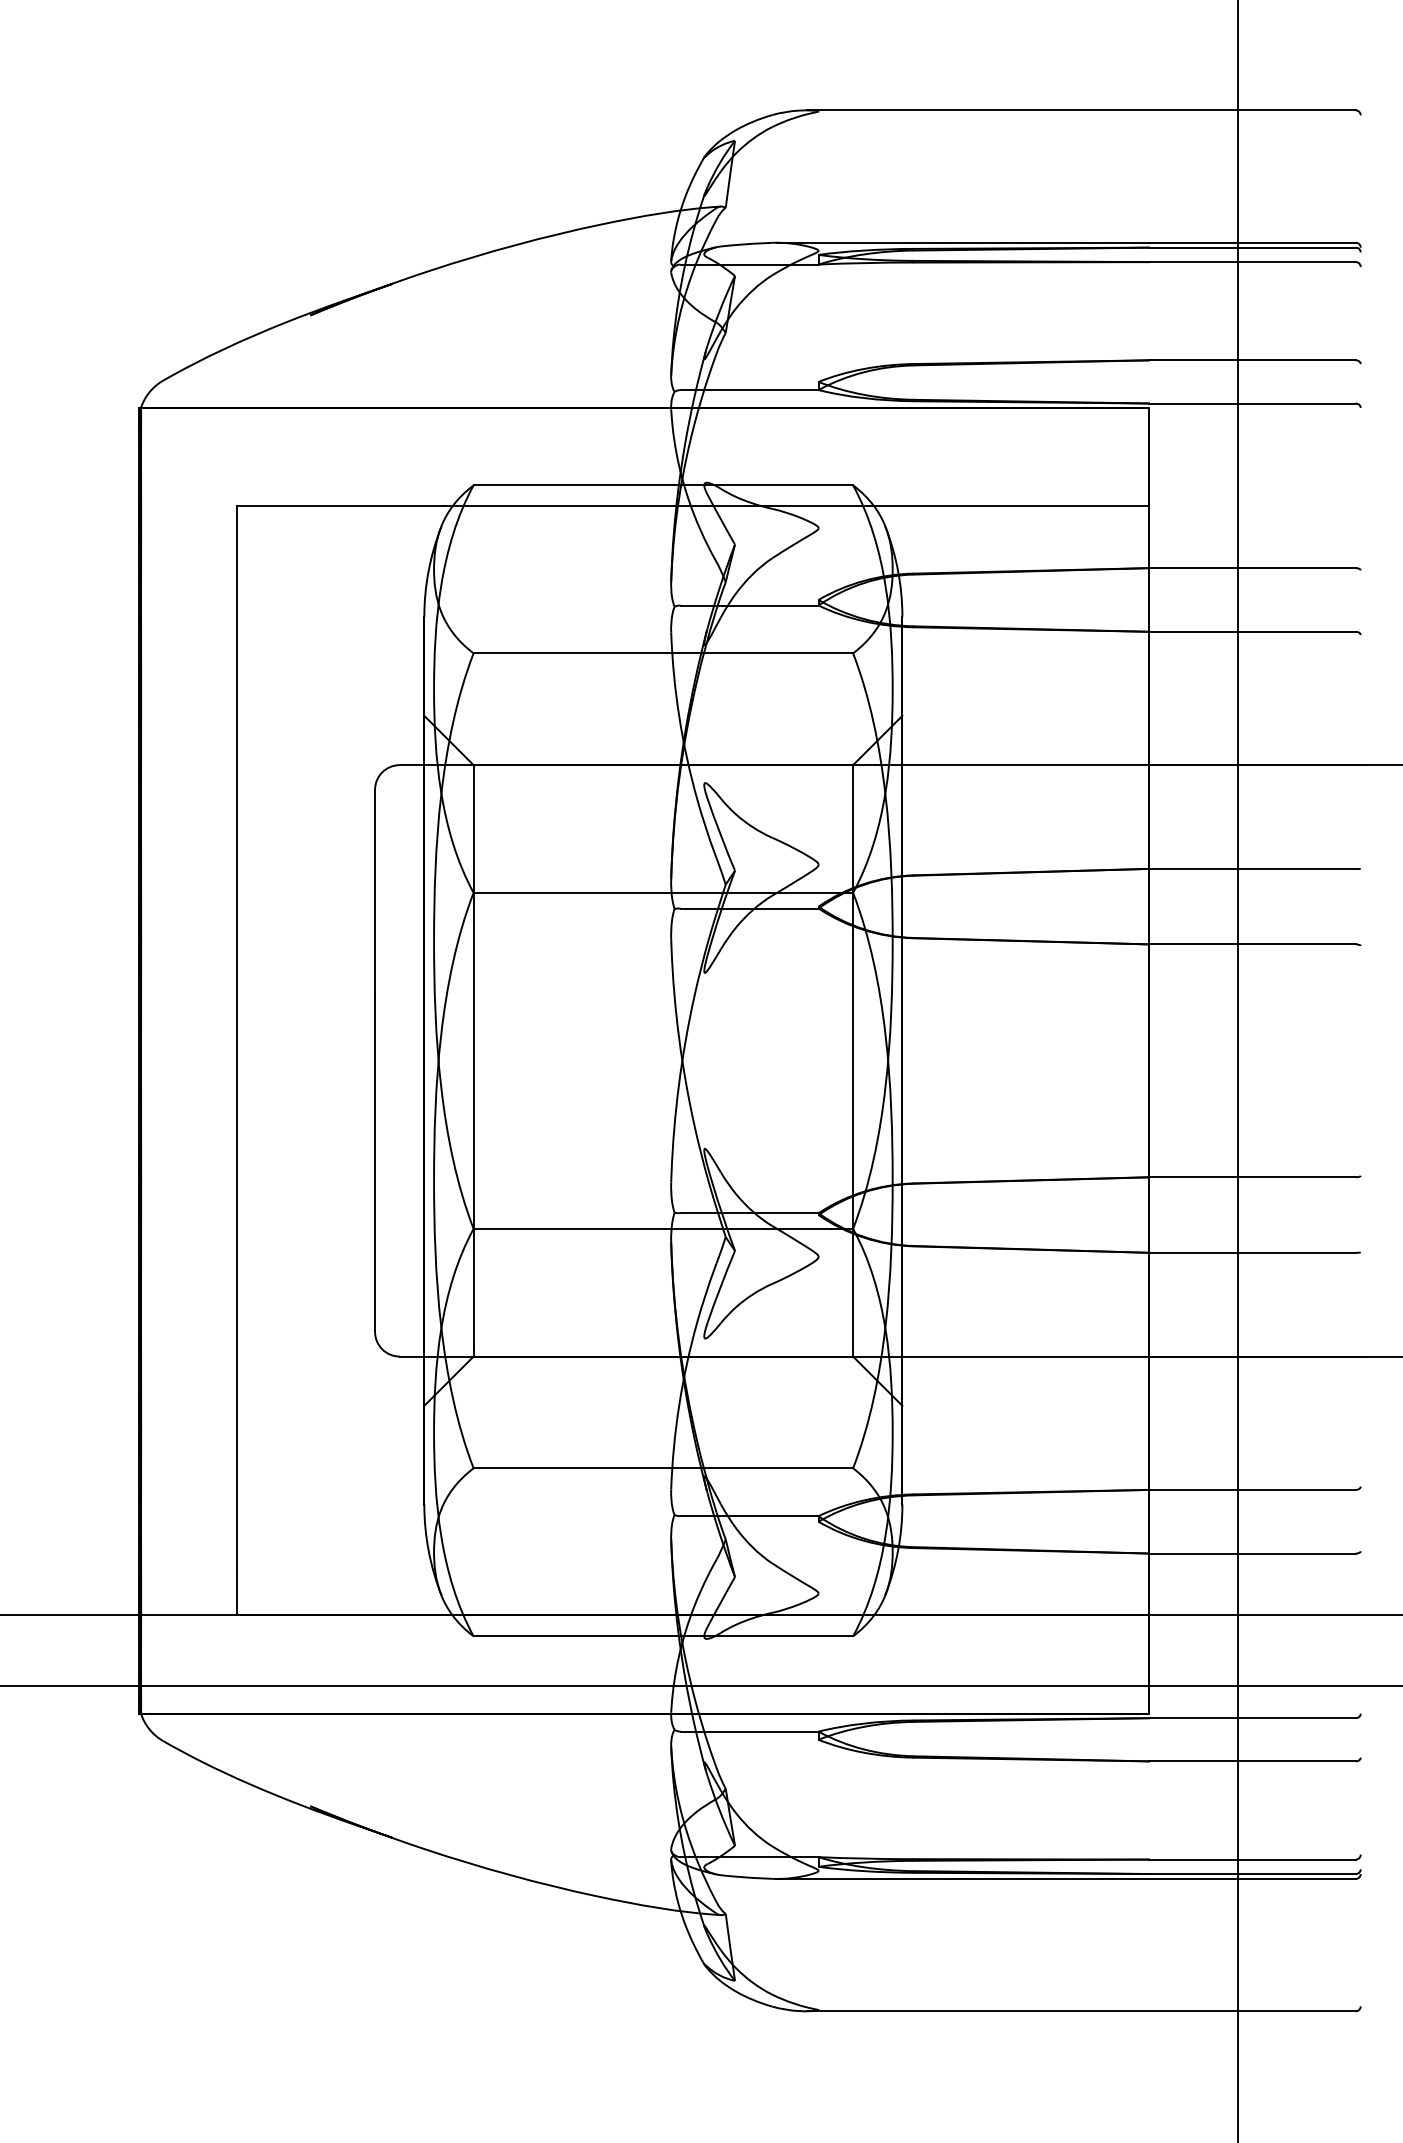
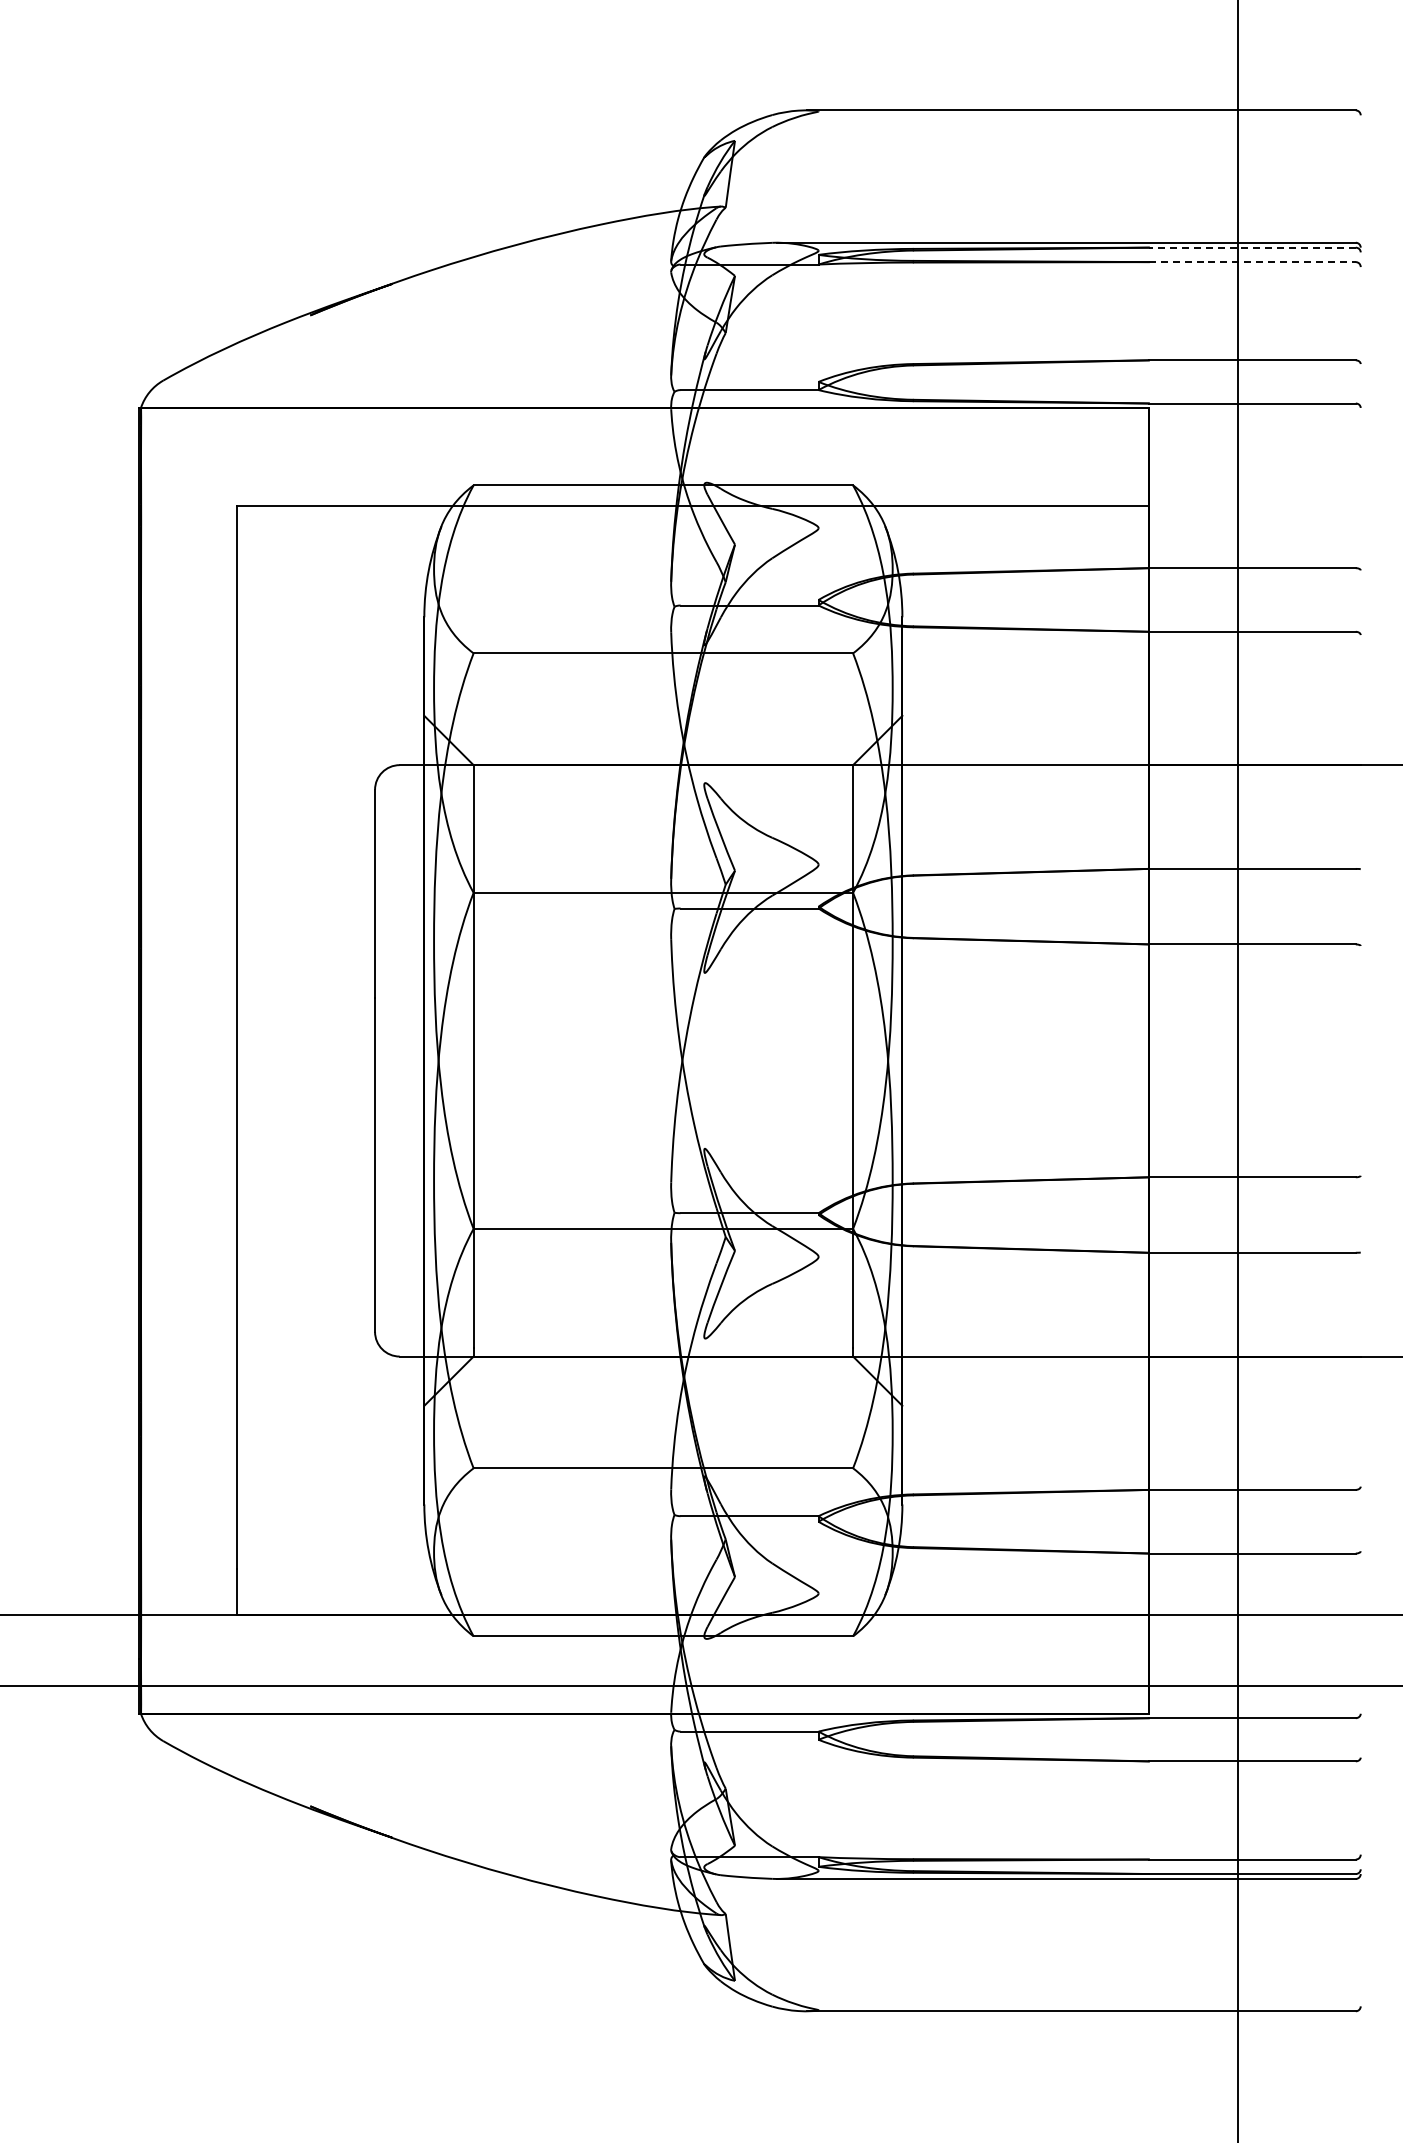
line: solid -> dashed (1251, 247)
line: solid -> dashed (1252, 262)
